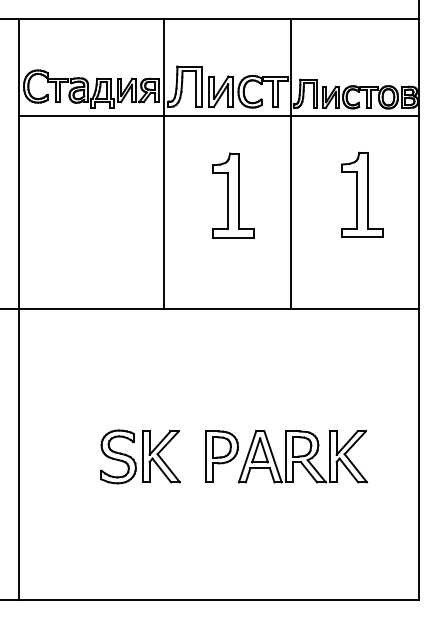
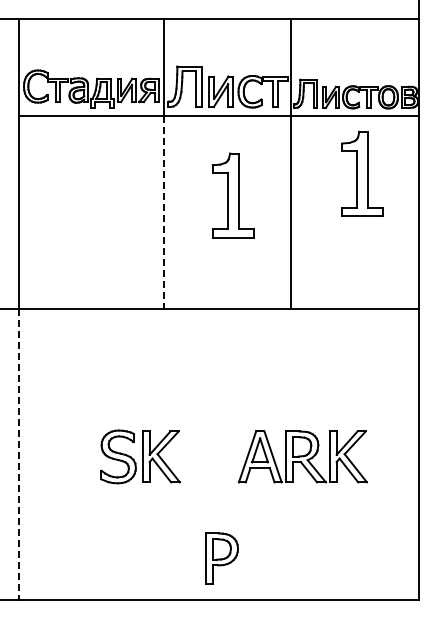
part position: (362, 194) -> (362, 173) (362, 173)
line: solid -> dashed (163, 212)
line: solid -> dashed (19, 455)
part position: (221, 456) -> (221, 558) (221, 558)
